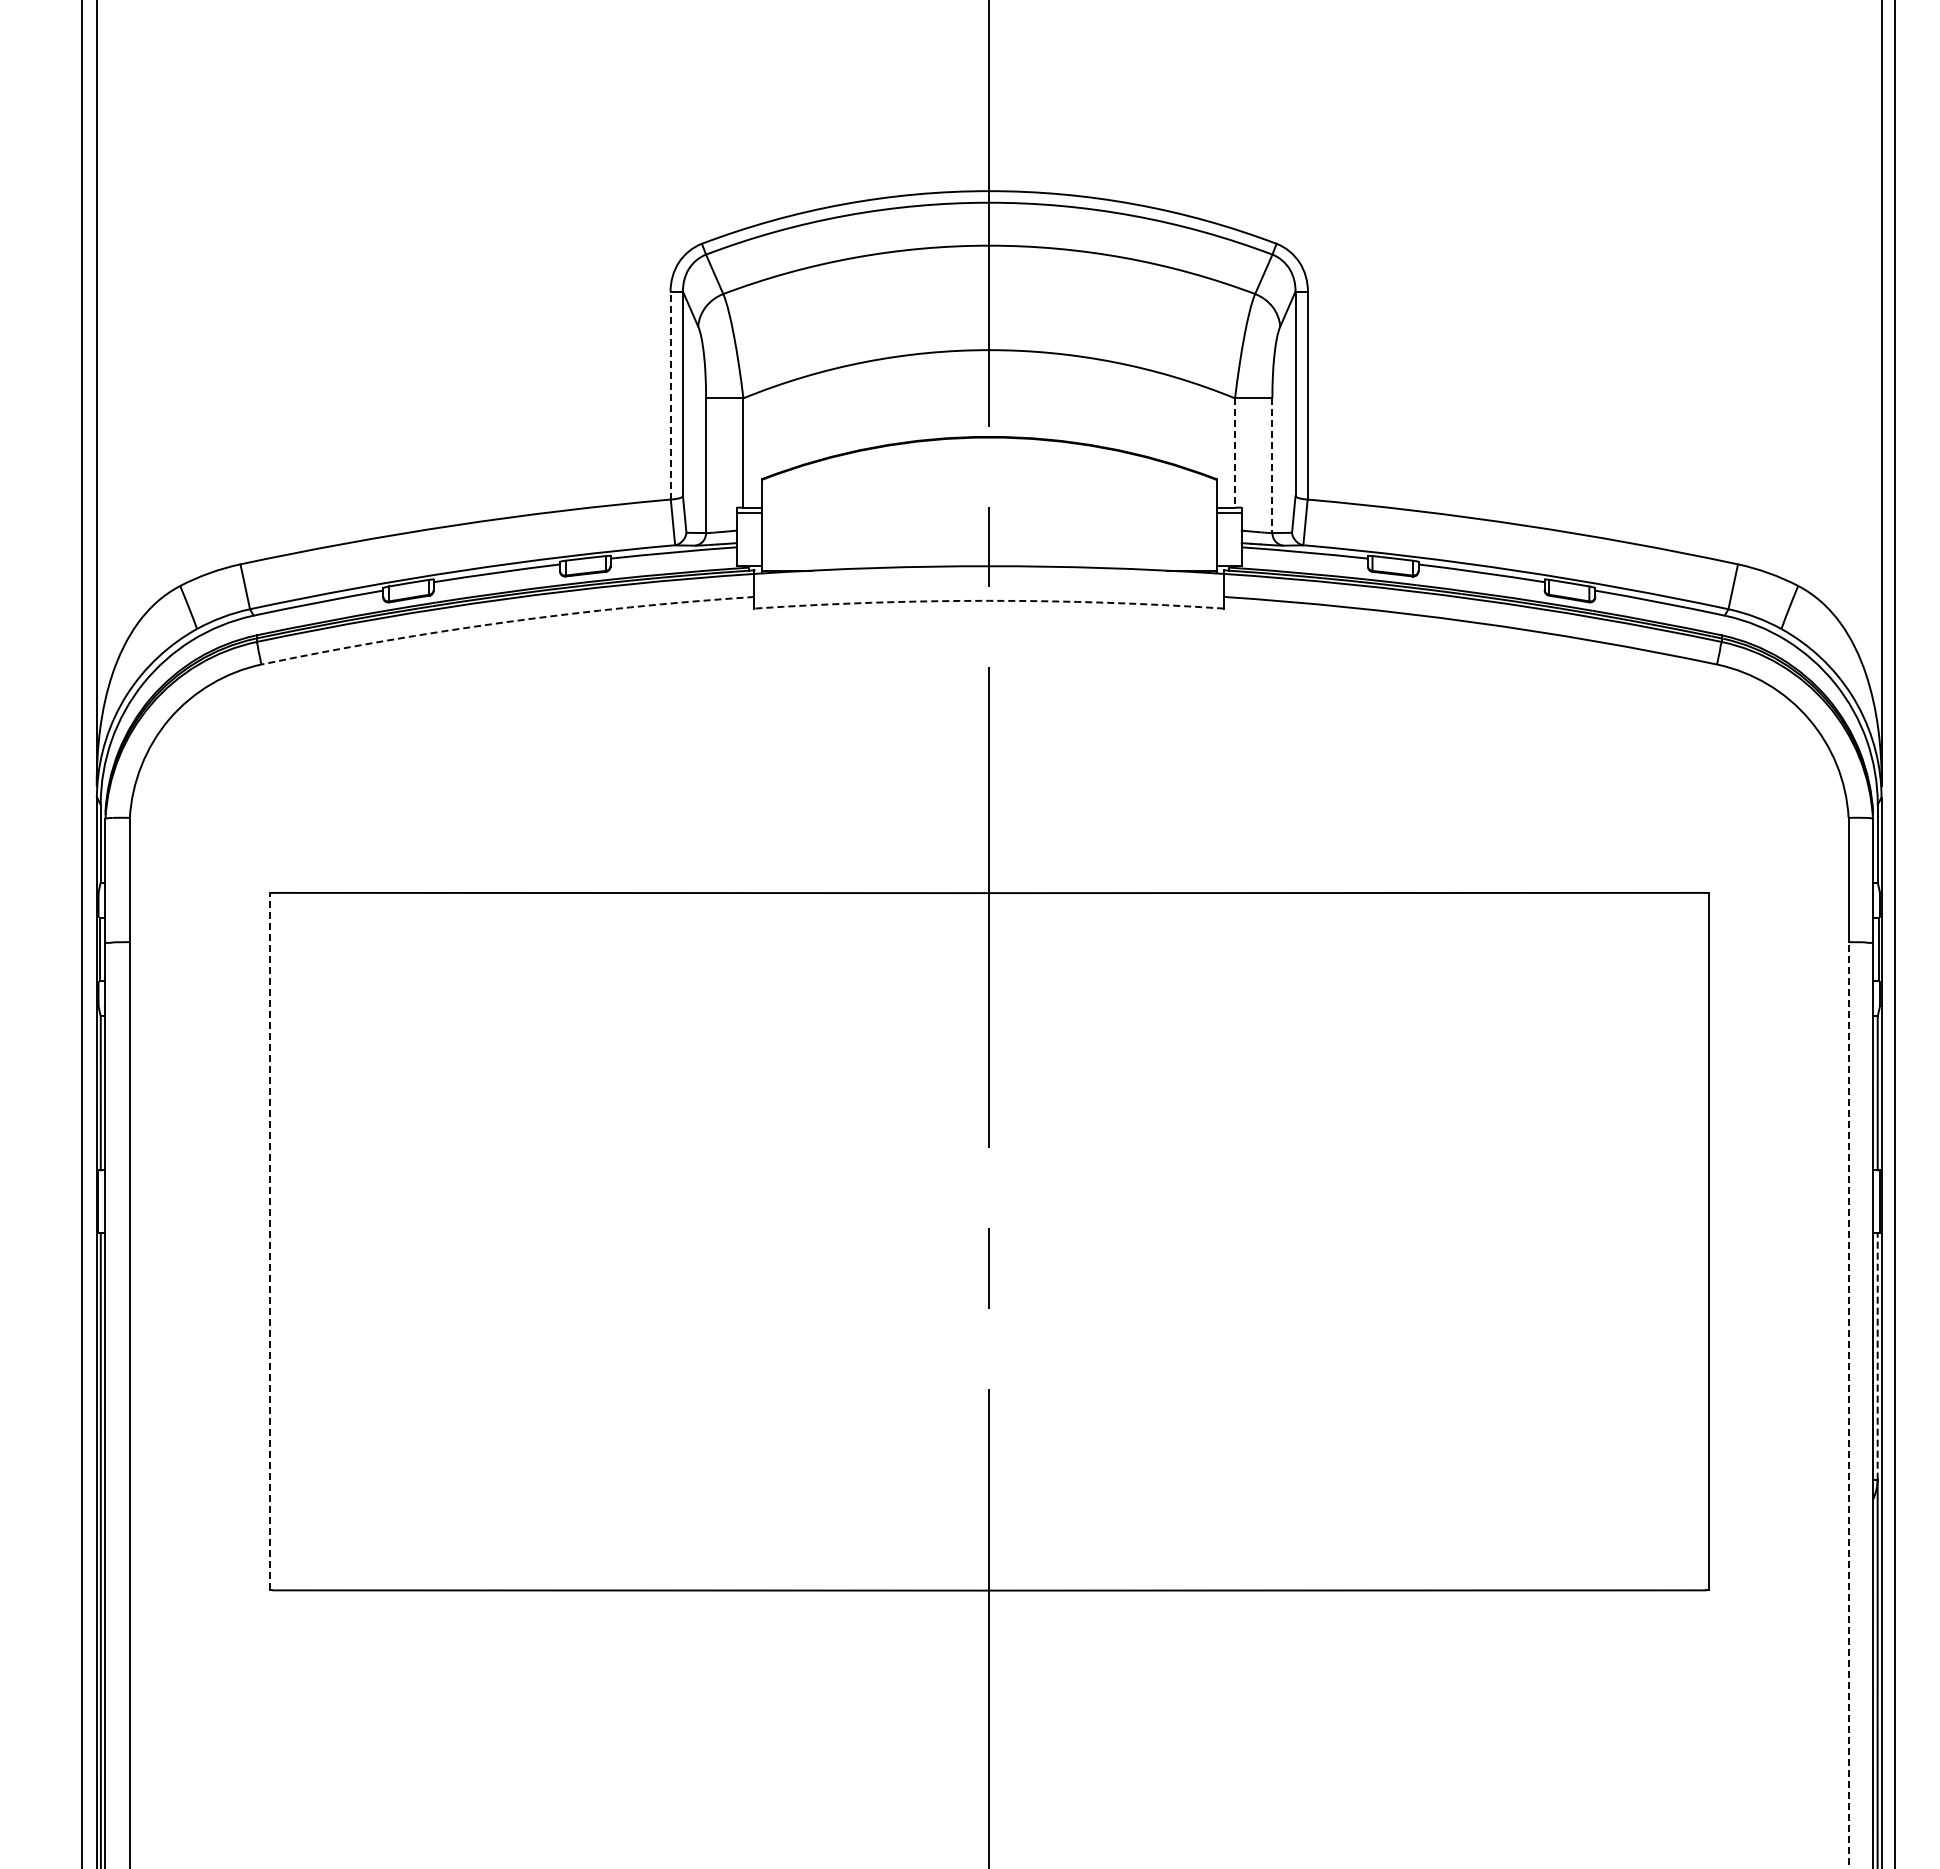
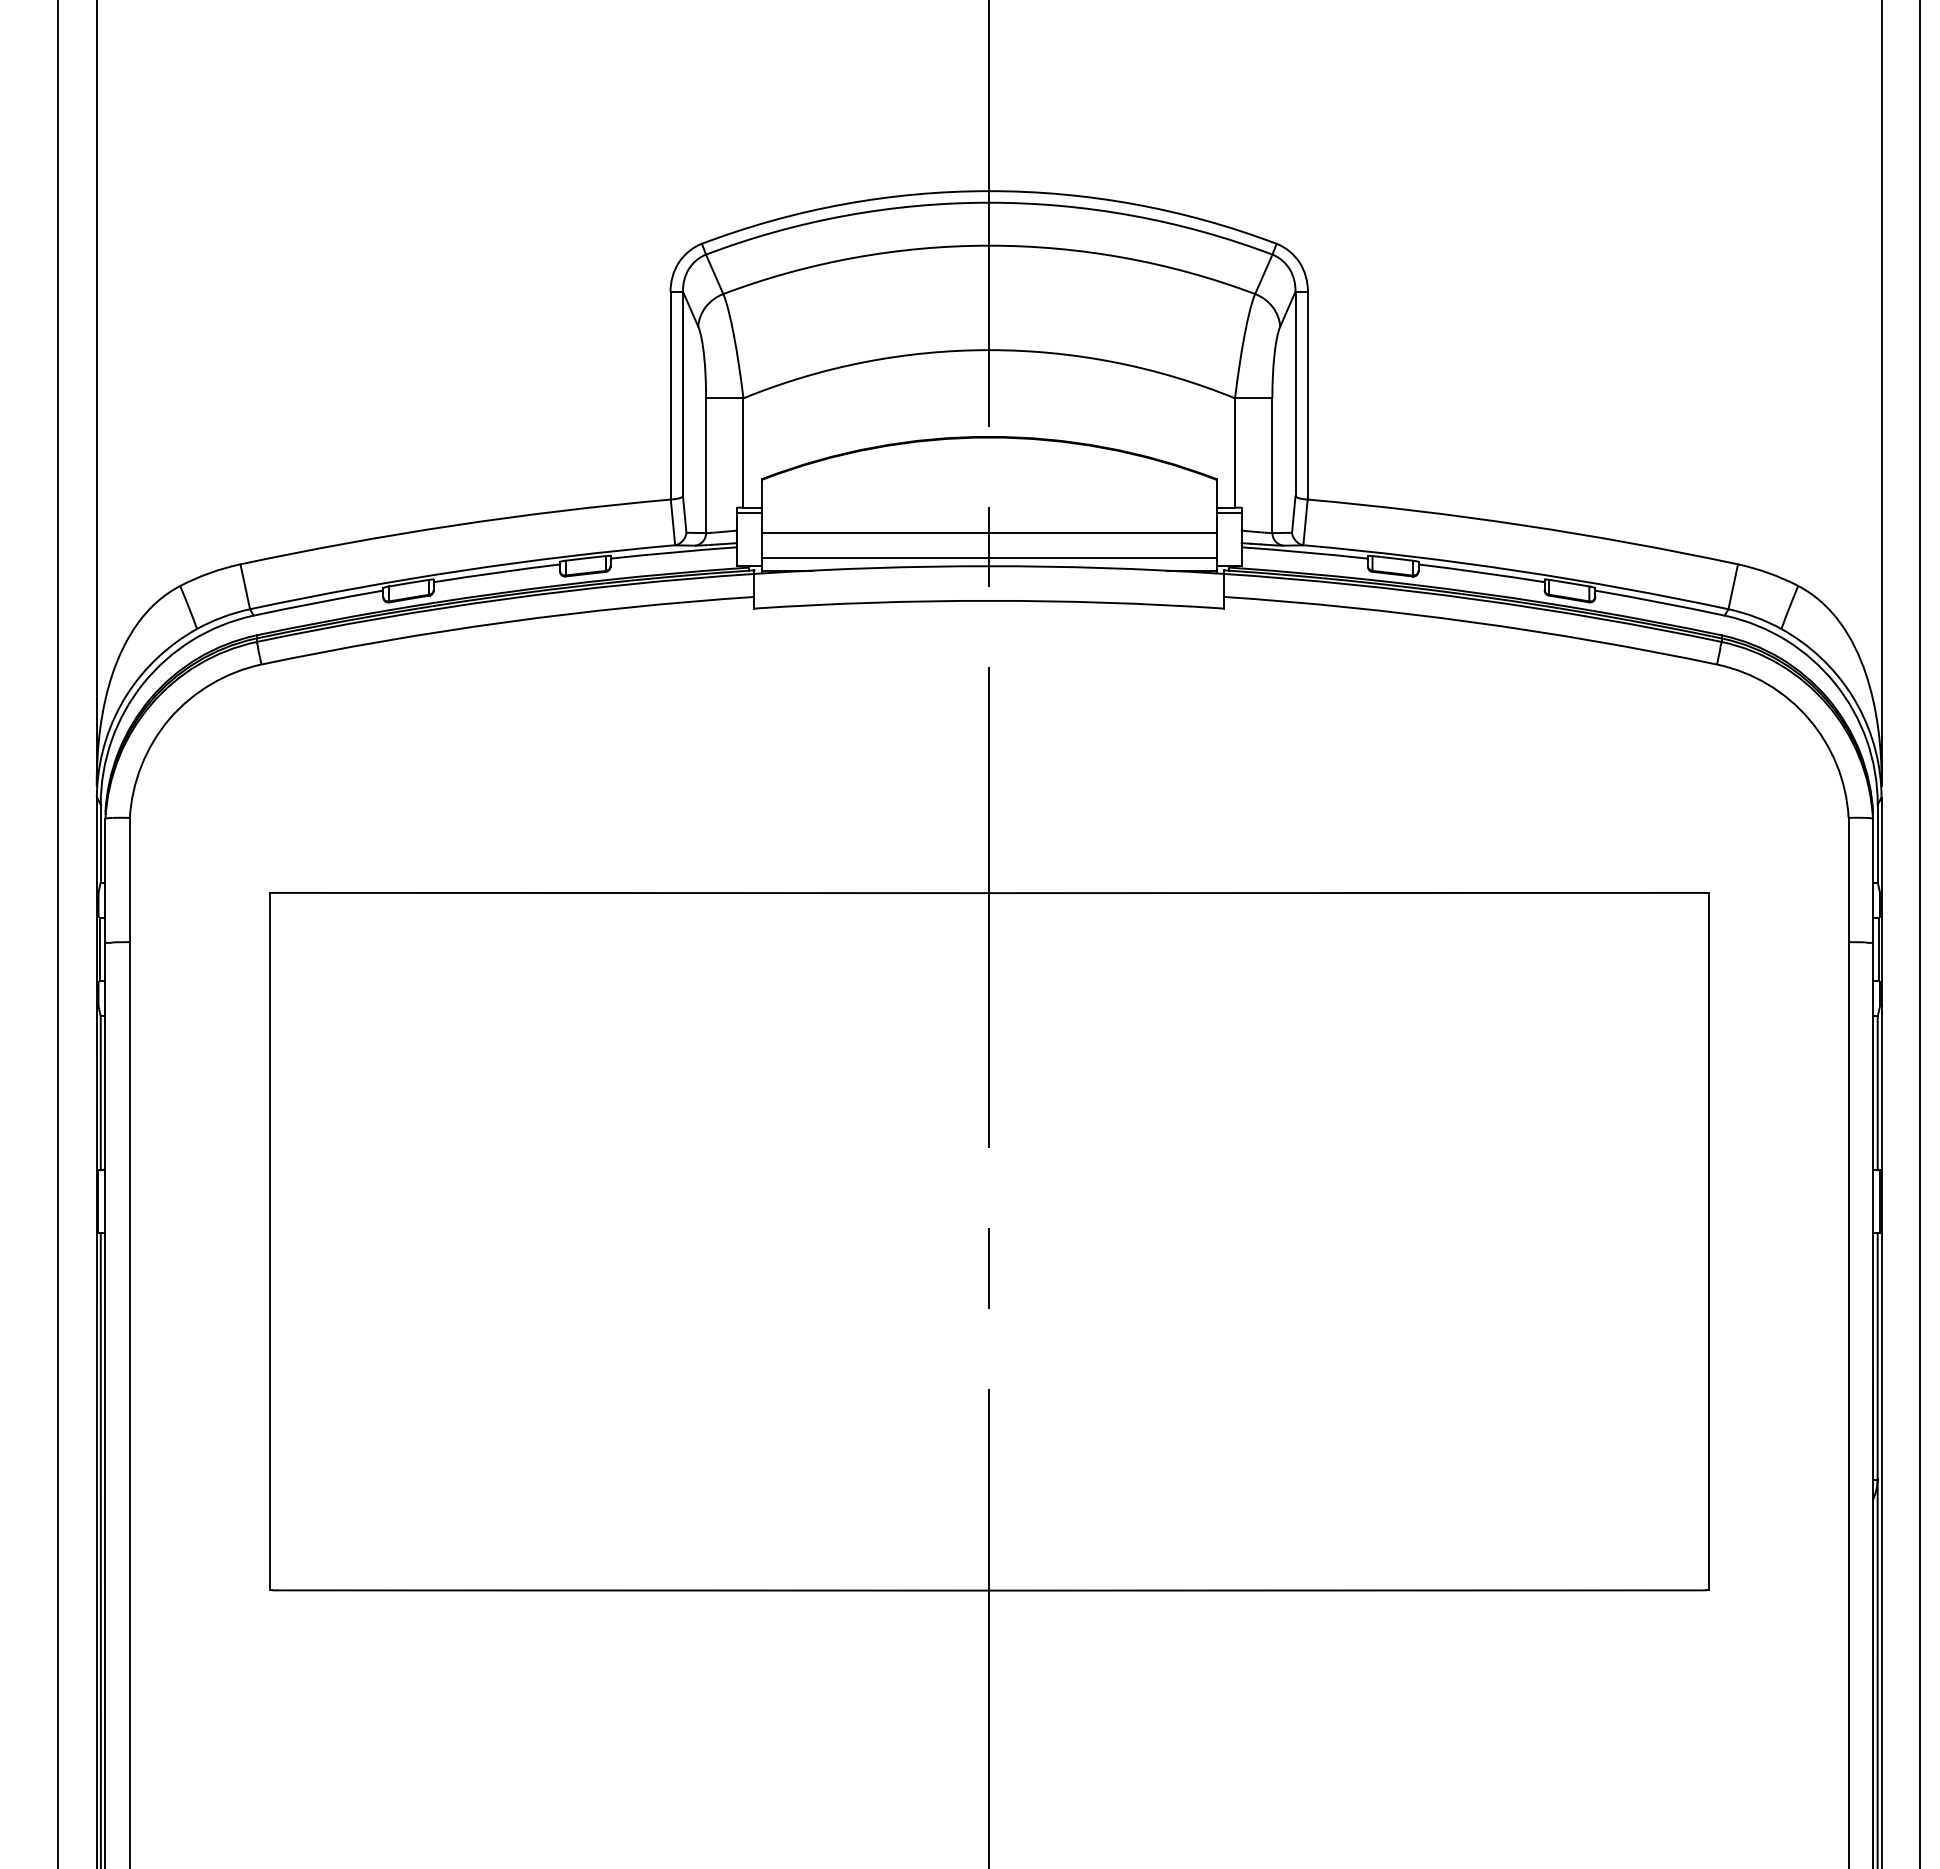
line: dashed -> solid (670, 395)
line: dashed -> solid (1235, 453)
line: dashed -> solid (1272, 466)
line: none -> present (989, 533)
line: none -> present (989, 558)
arc: dashed -> solid (989, 600)
arc: dashed -> solid (506, 622)
line position: (82, 933) -> (58, 933) (58, 933)
line position: (1895, 933) -> (1920, 933) (1920, 933)
line: dashed -> solid (269, 1241)
line: dashed -> solid (1877, 1356)
line: dashed -> solid (1848, 1404)
